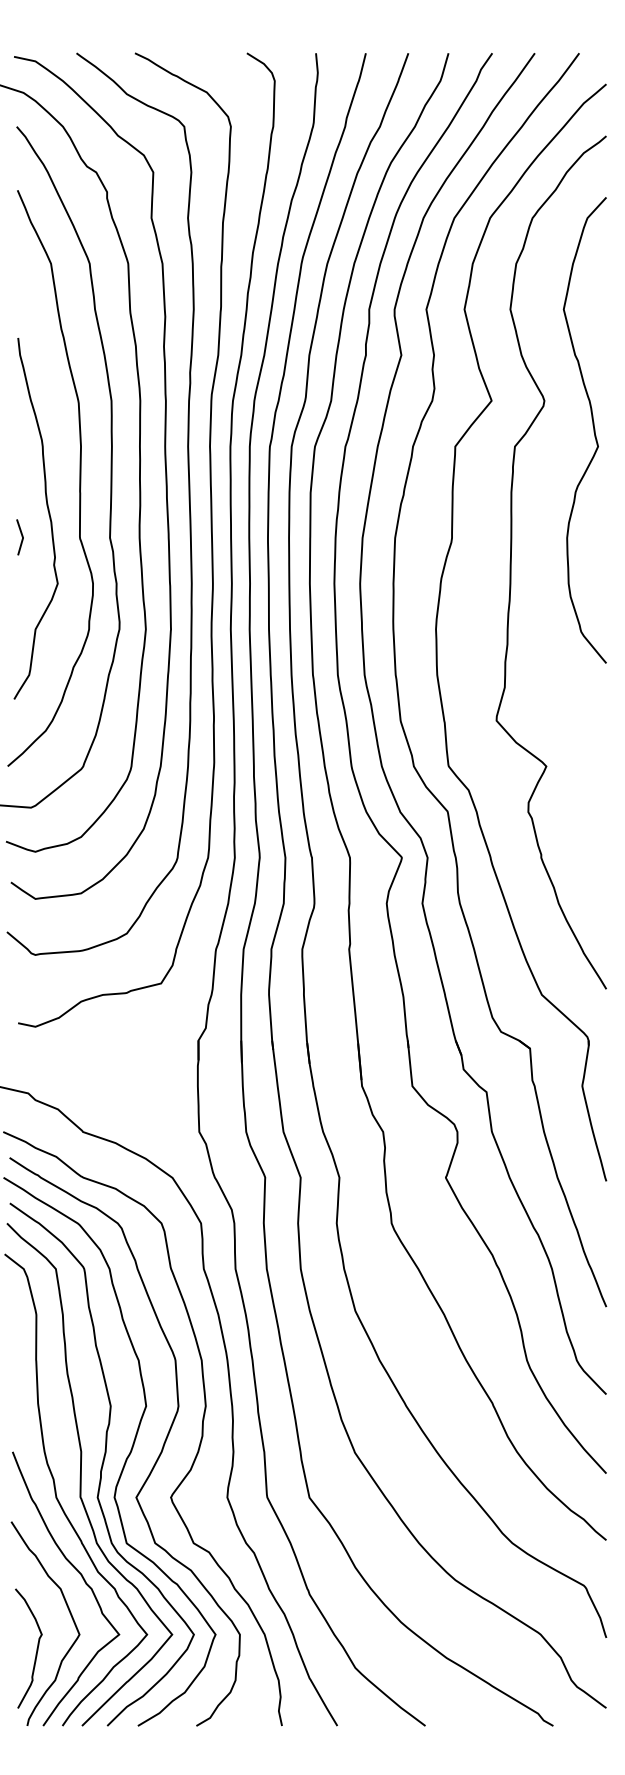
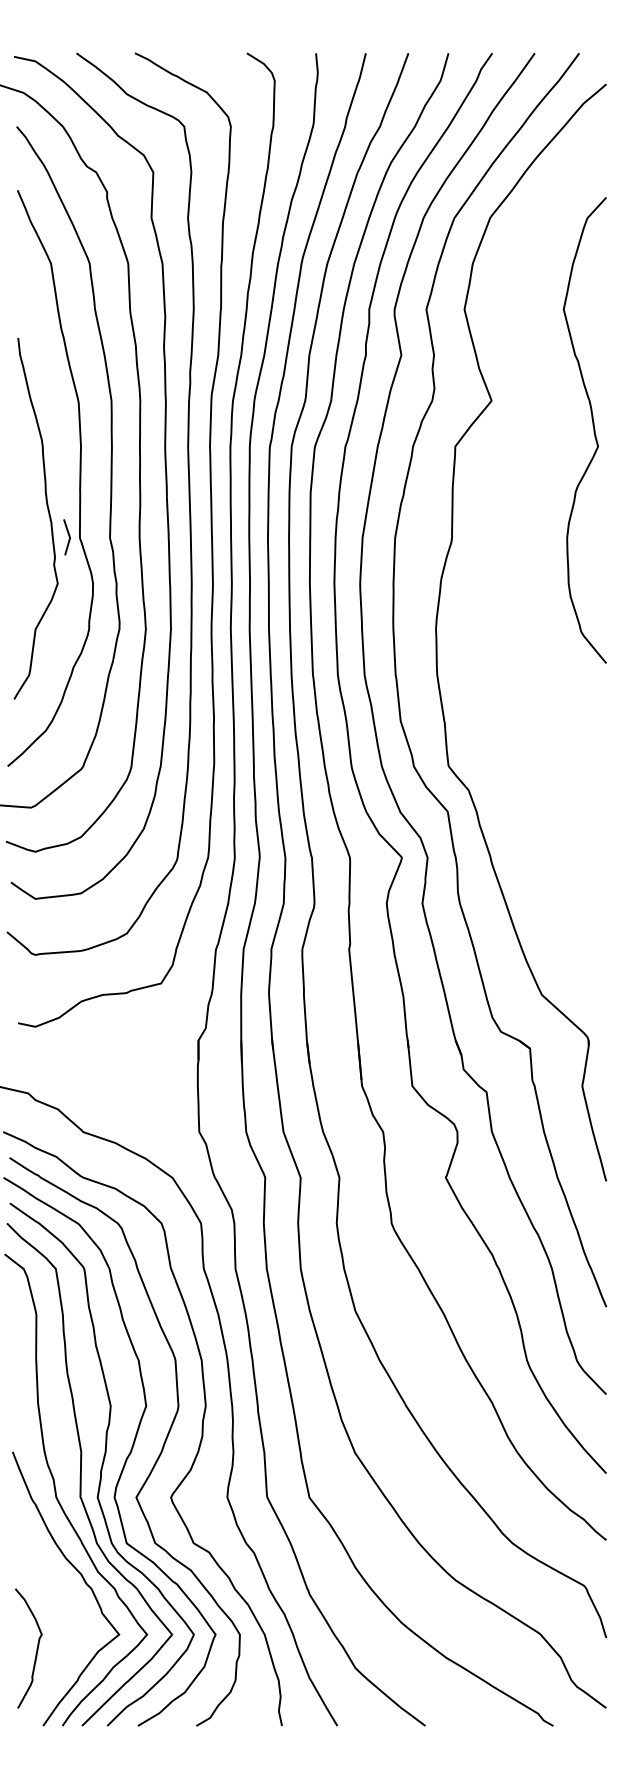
line position: (21, 536) -> (68, 536) (68, 536)
curve: present -> none (511, 562)
curve: present -> none (69, 1613)
